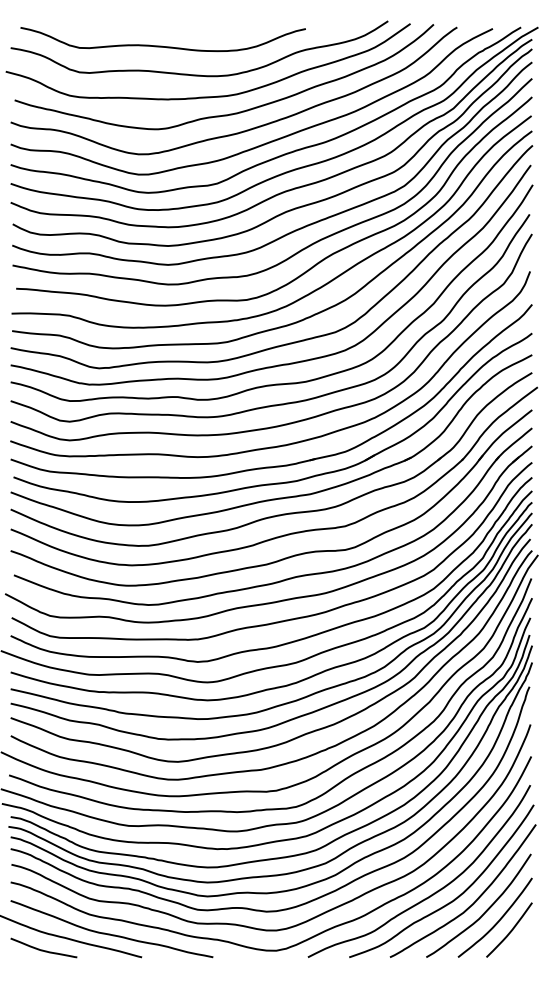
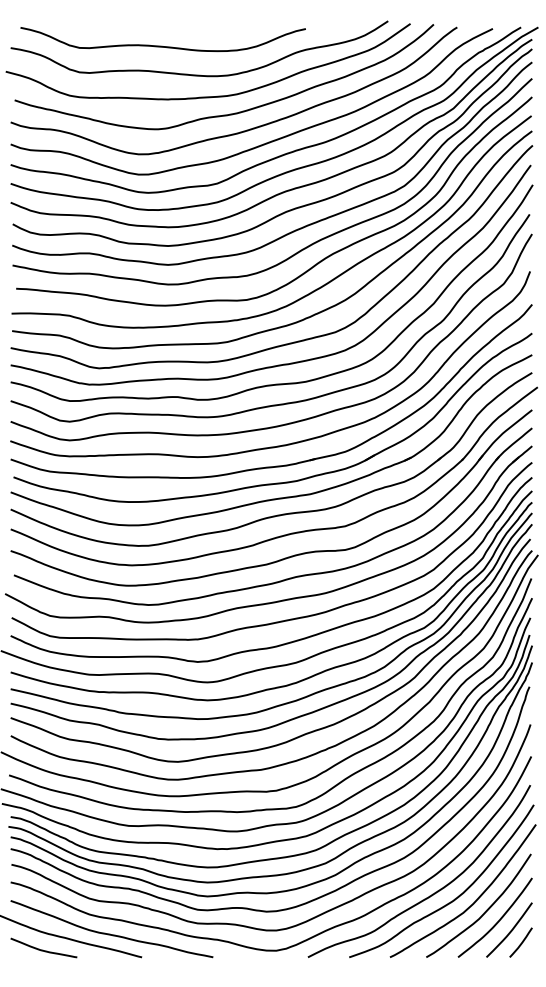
curve: none -> present (521, 942)
